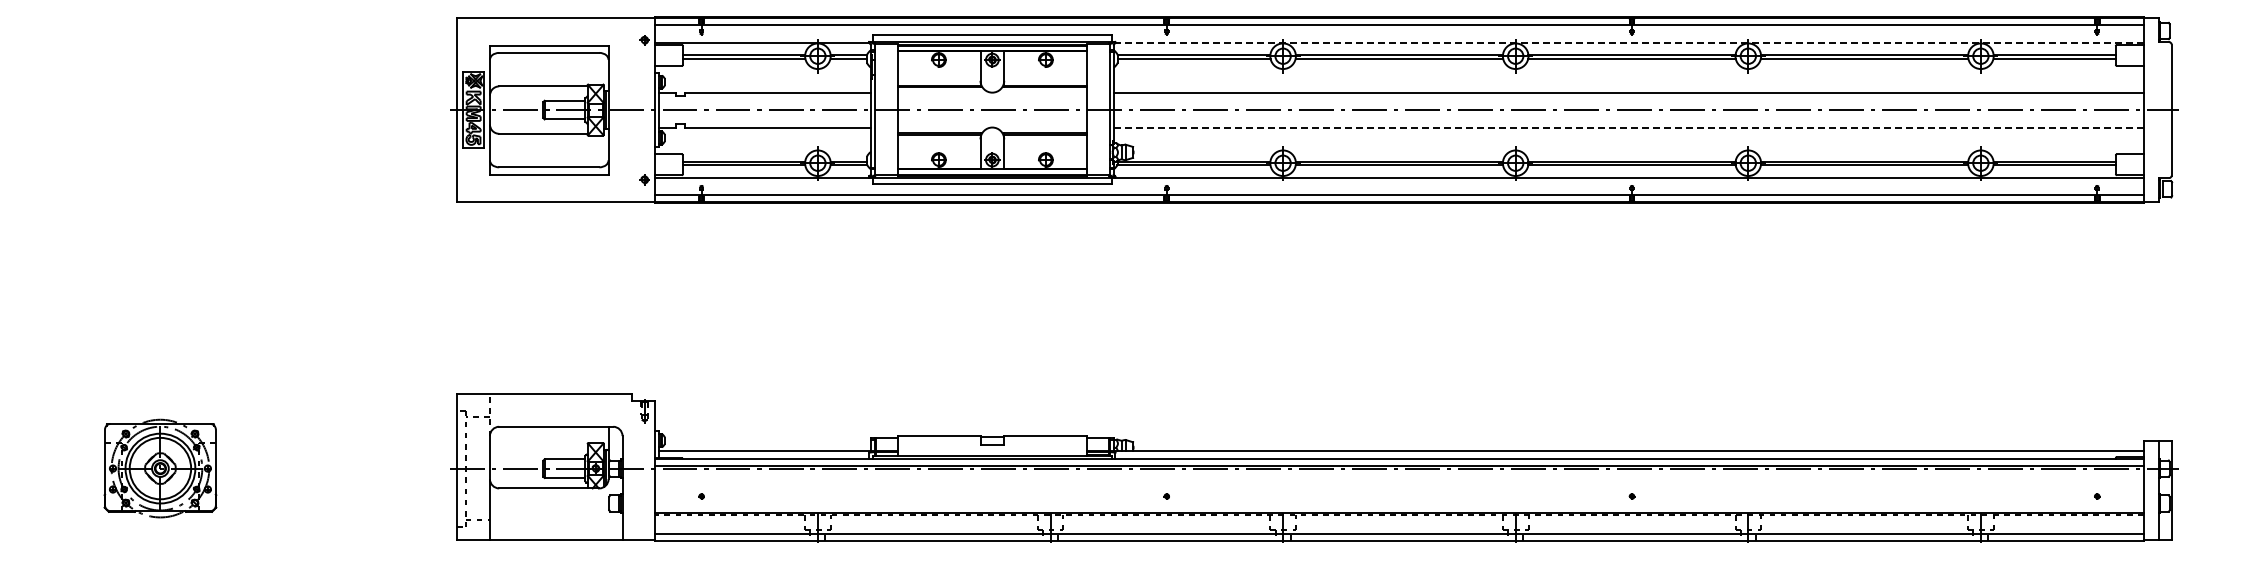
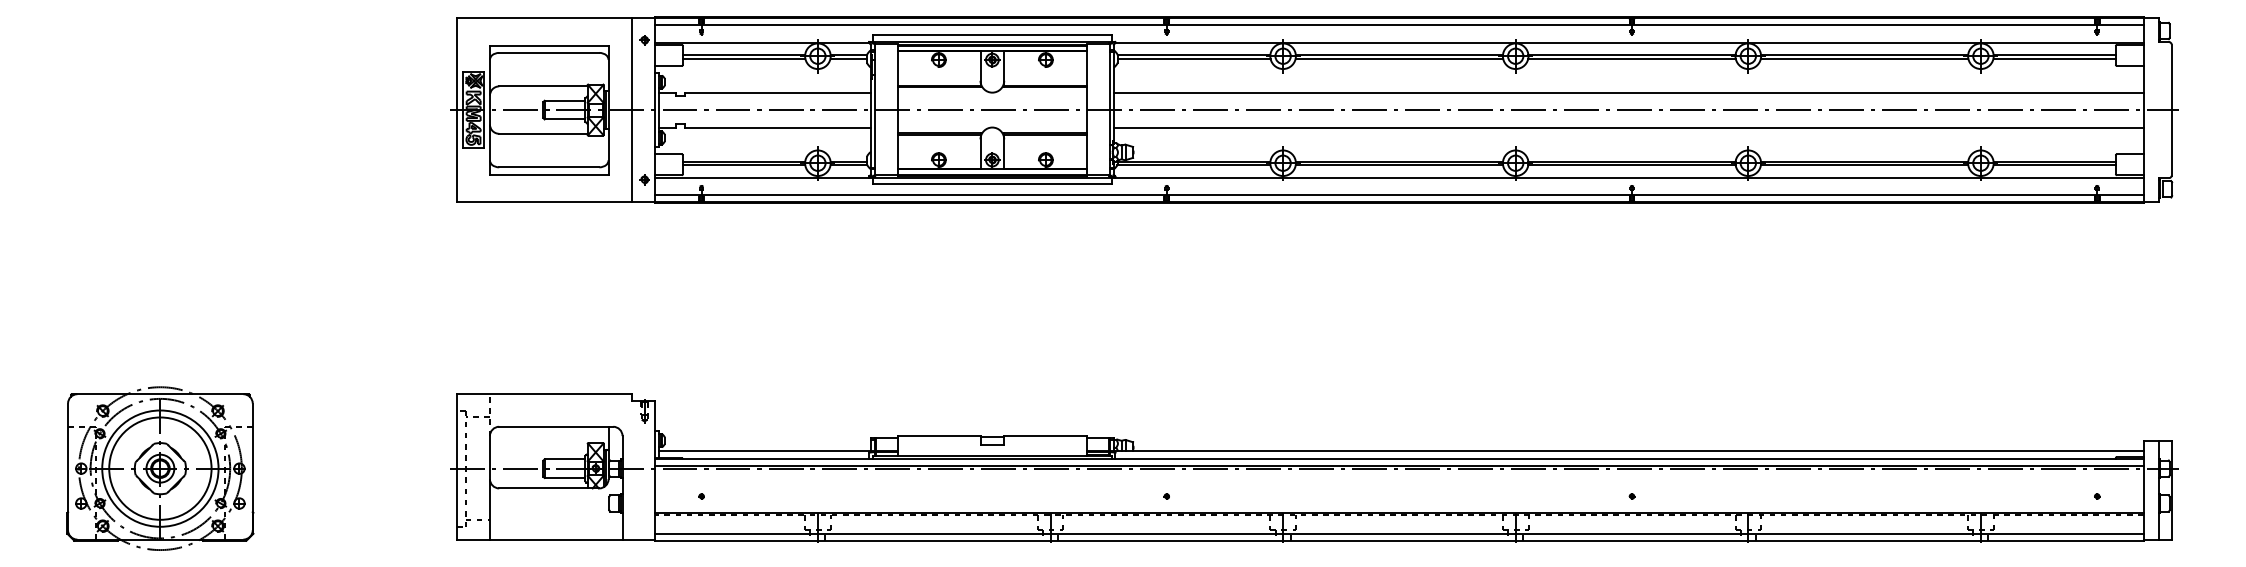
line: dashed -> solid (1629, 42)
line: none -> present (631, 109)
line: dashed -> solid (1628, 127)
part size: 115x101 px -> 189x165 px (160, 468)
